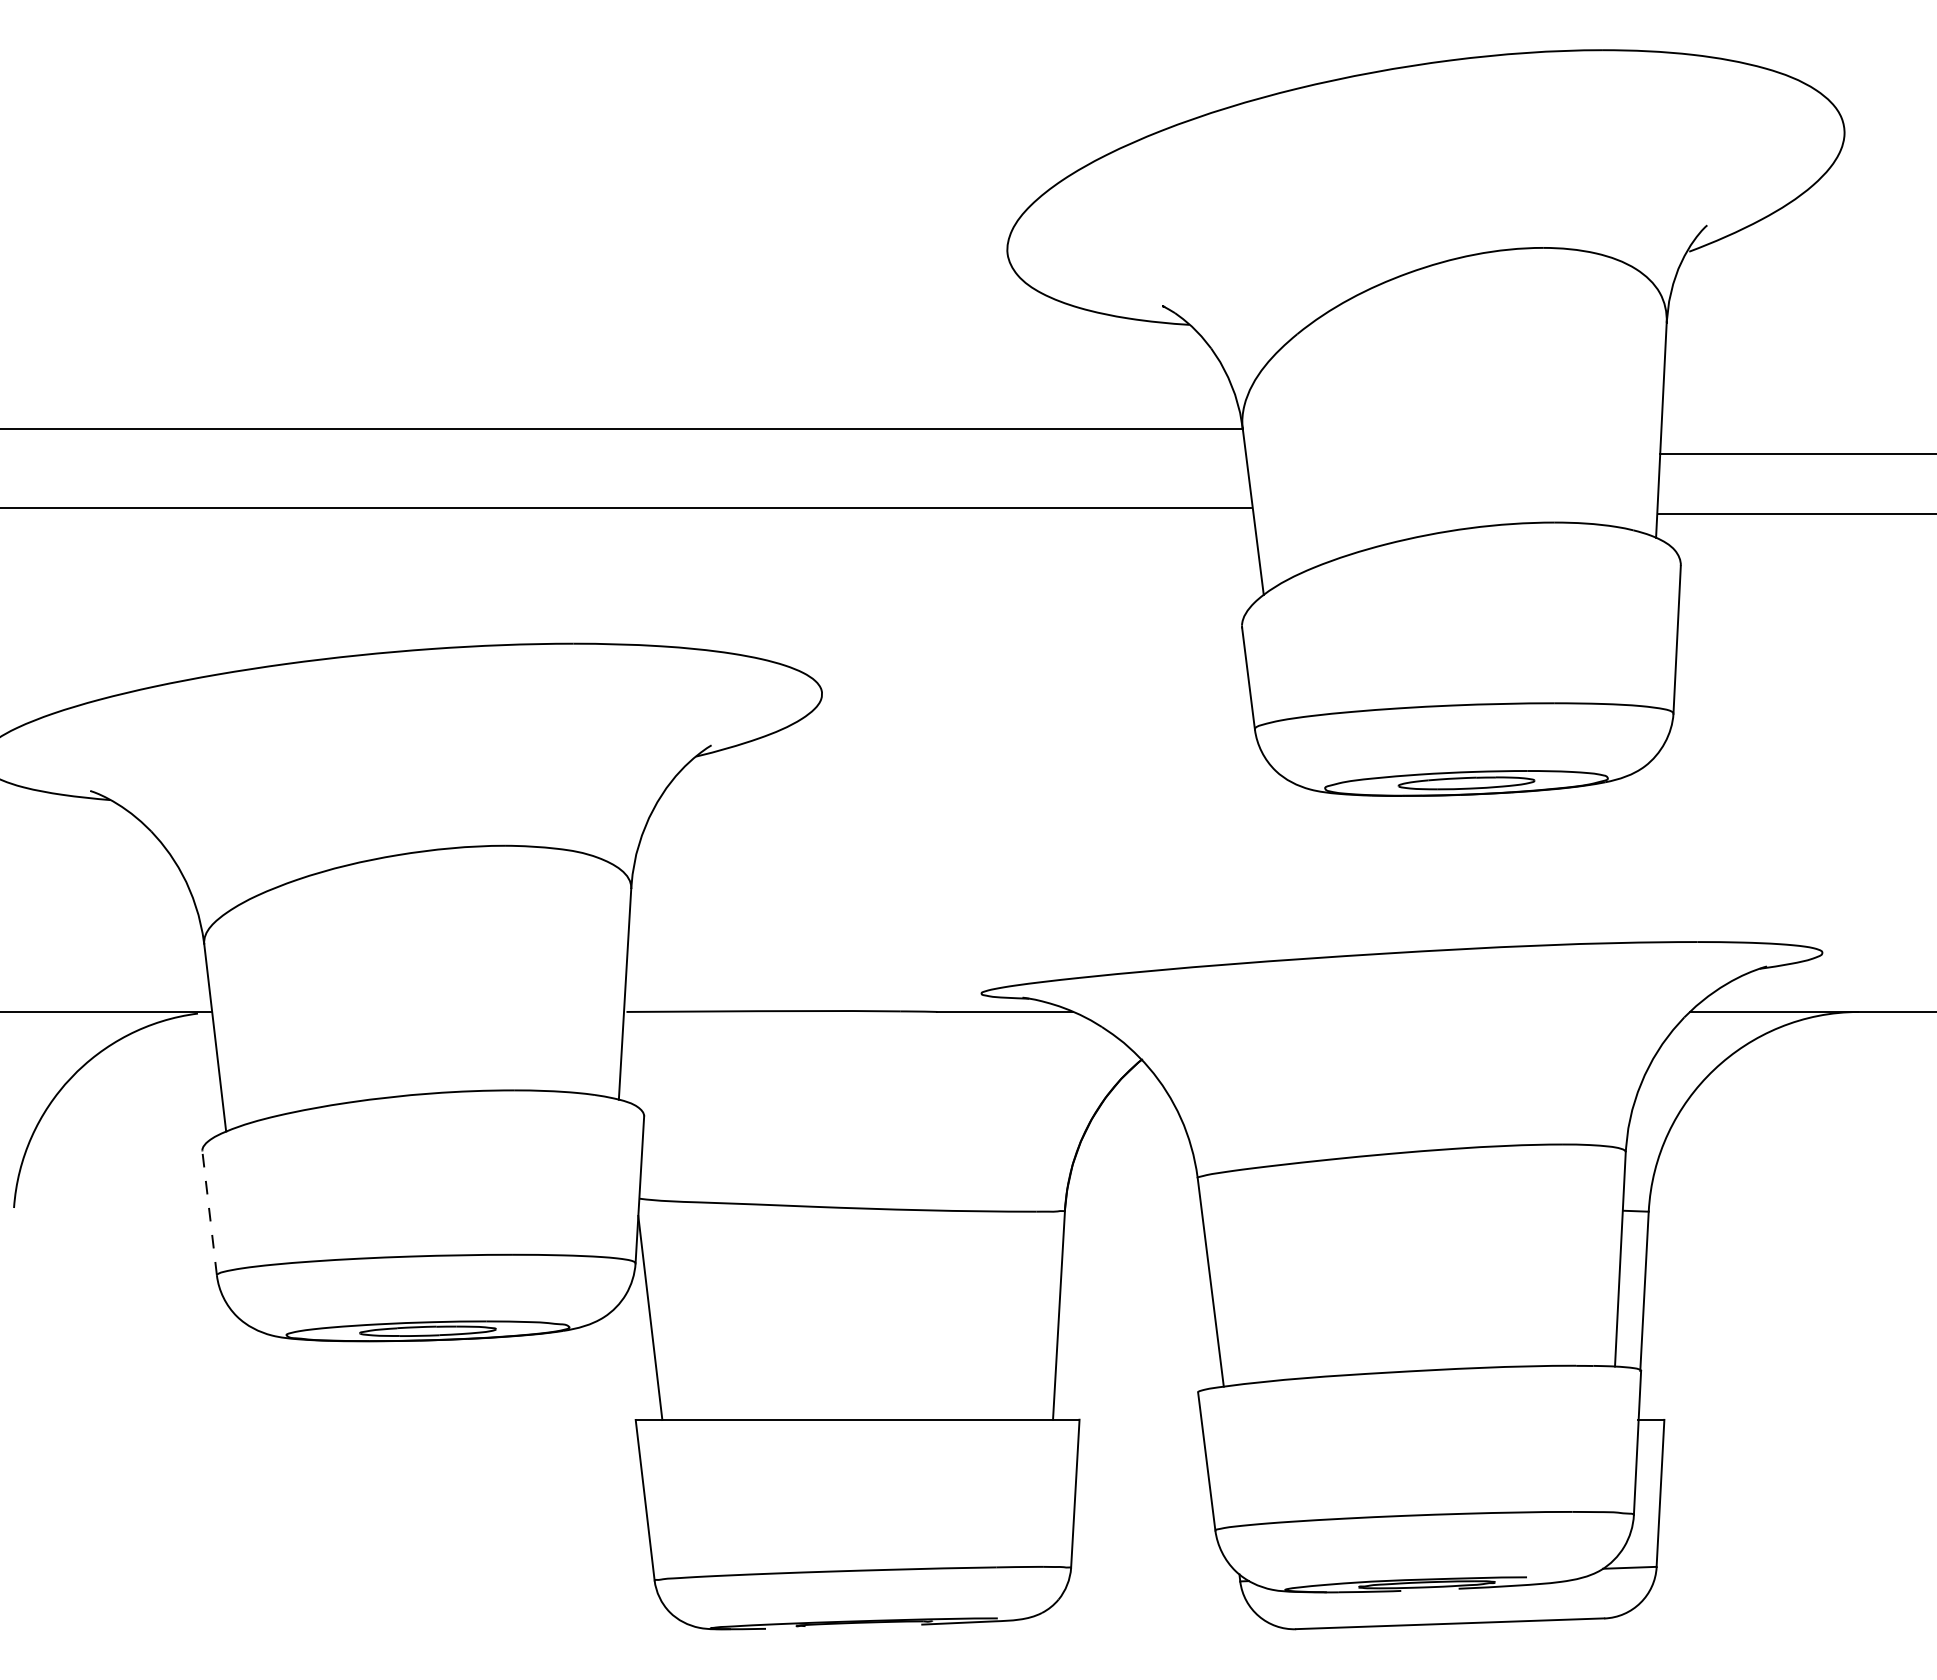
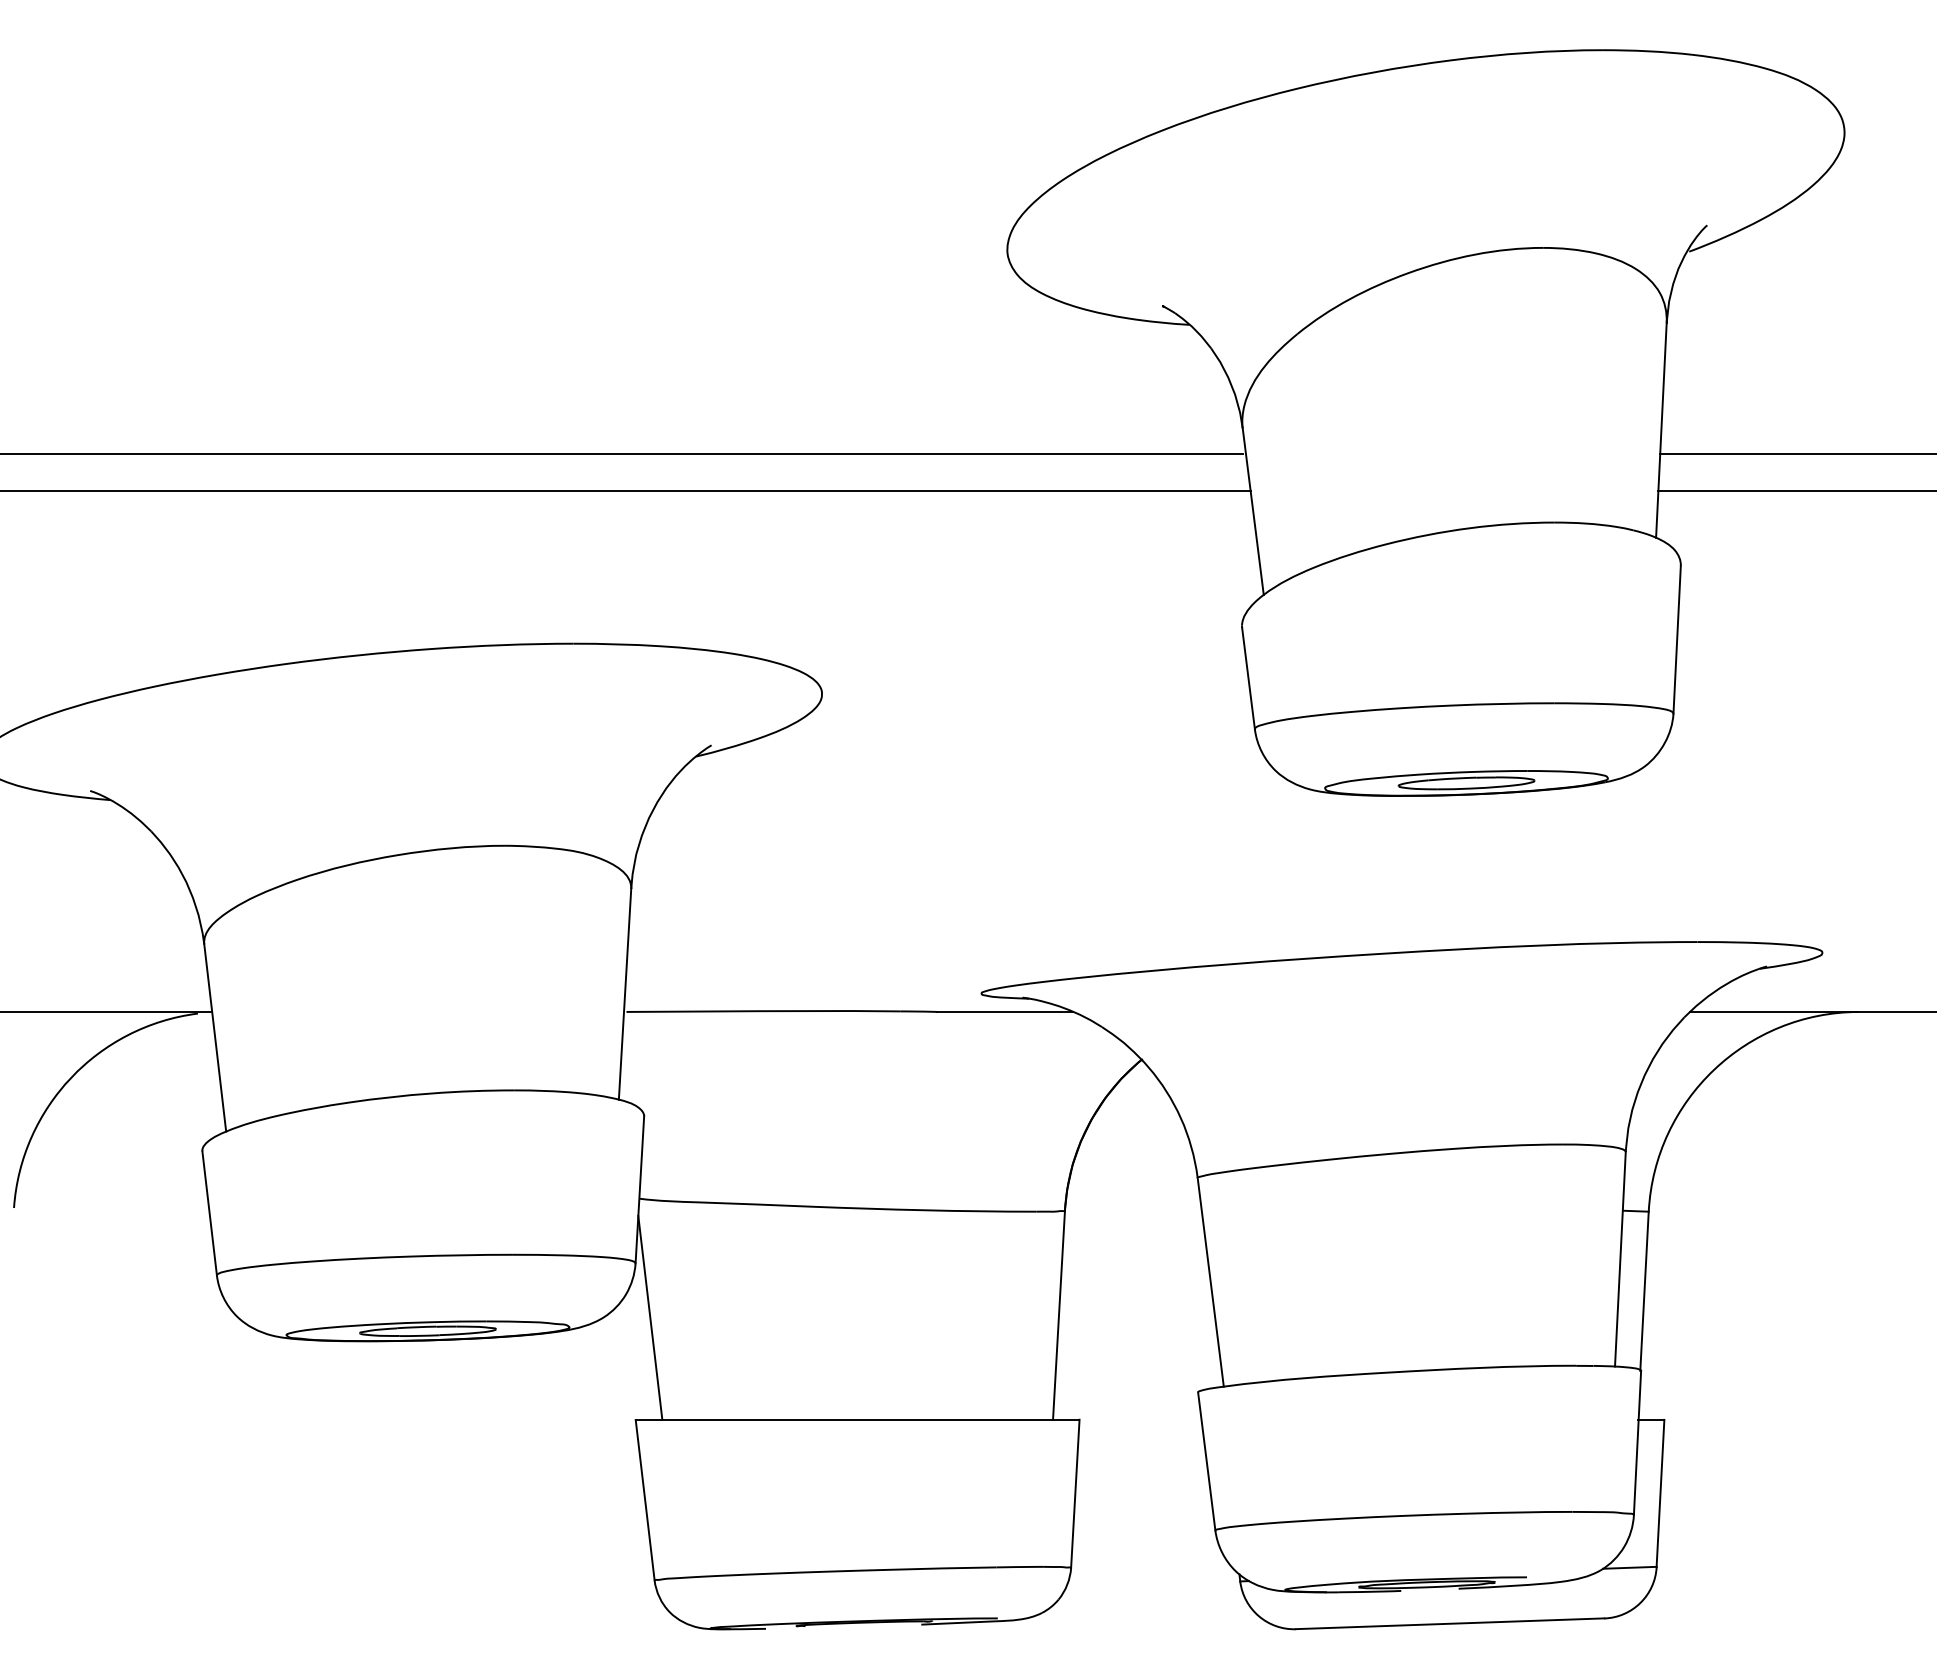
line position: (622, 428) -> (622, 453) (622, 453)
line position: (626, 507) -> (626, 490) (626, 490)
line position: (1795, 513) -> (1795, 490) (1795, 490)
line: dashed -> solid (209, 1213)
